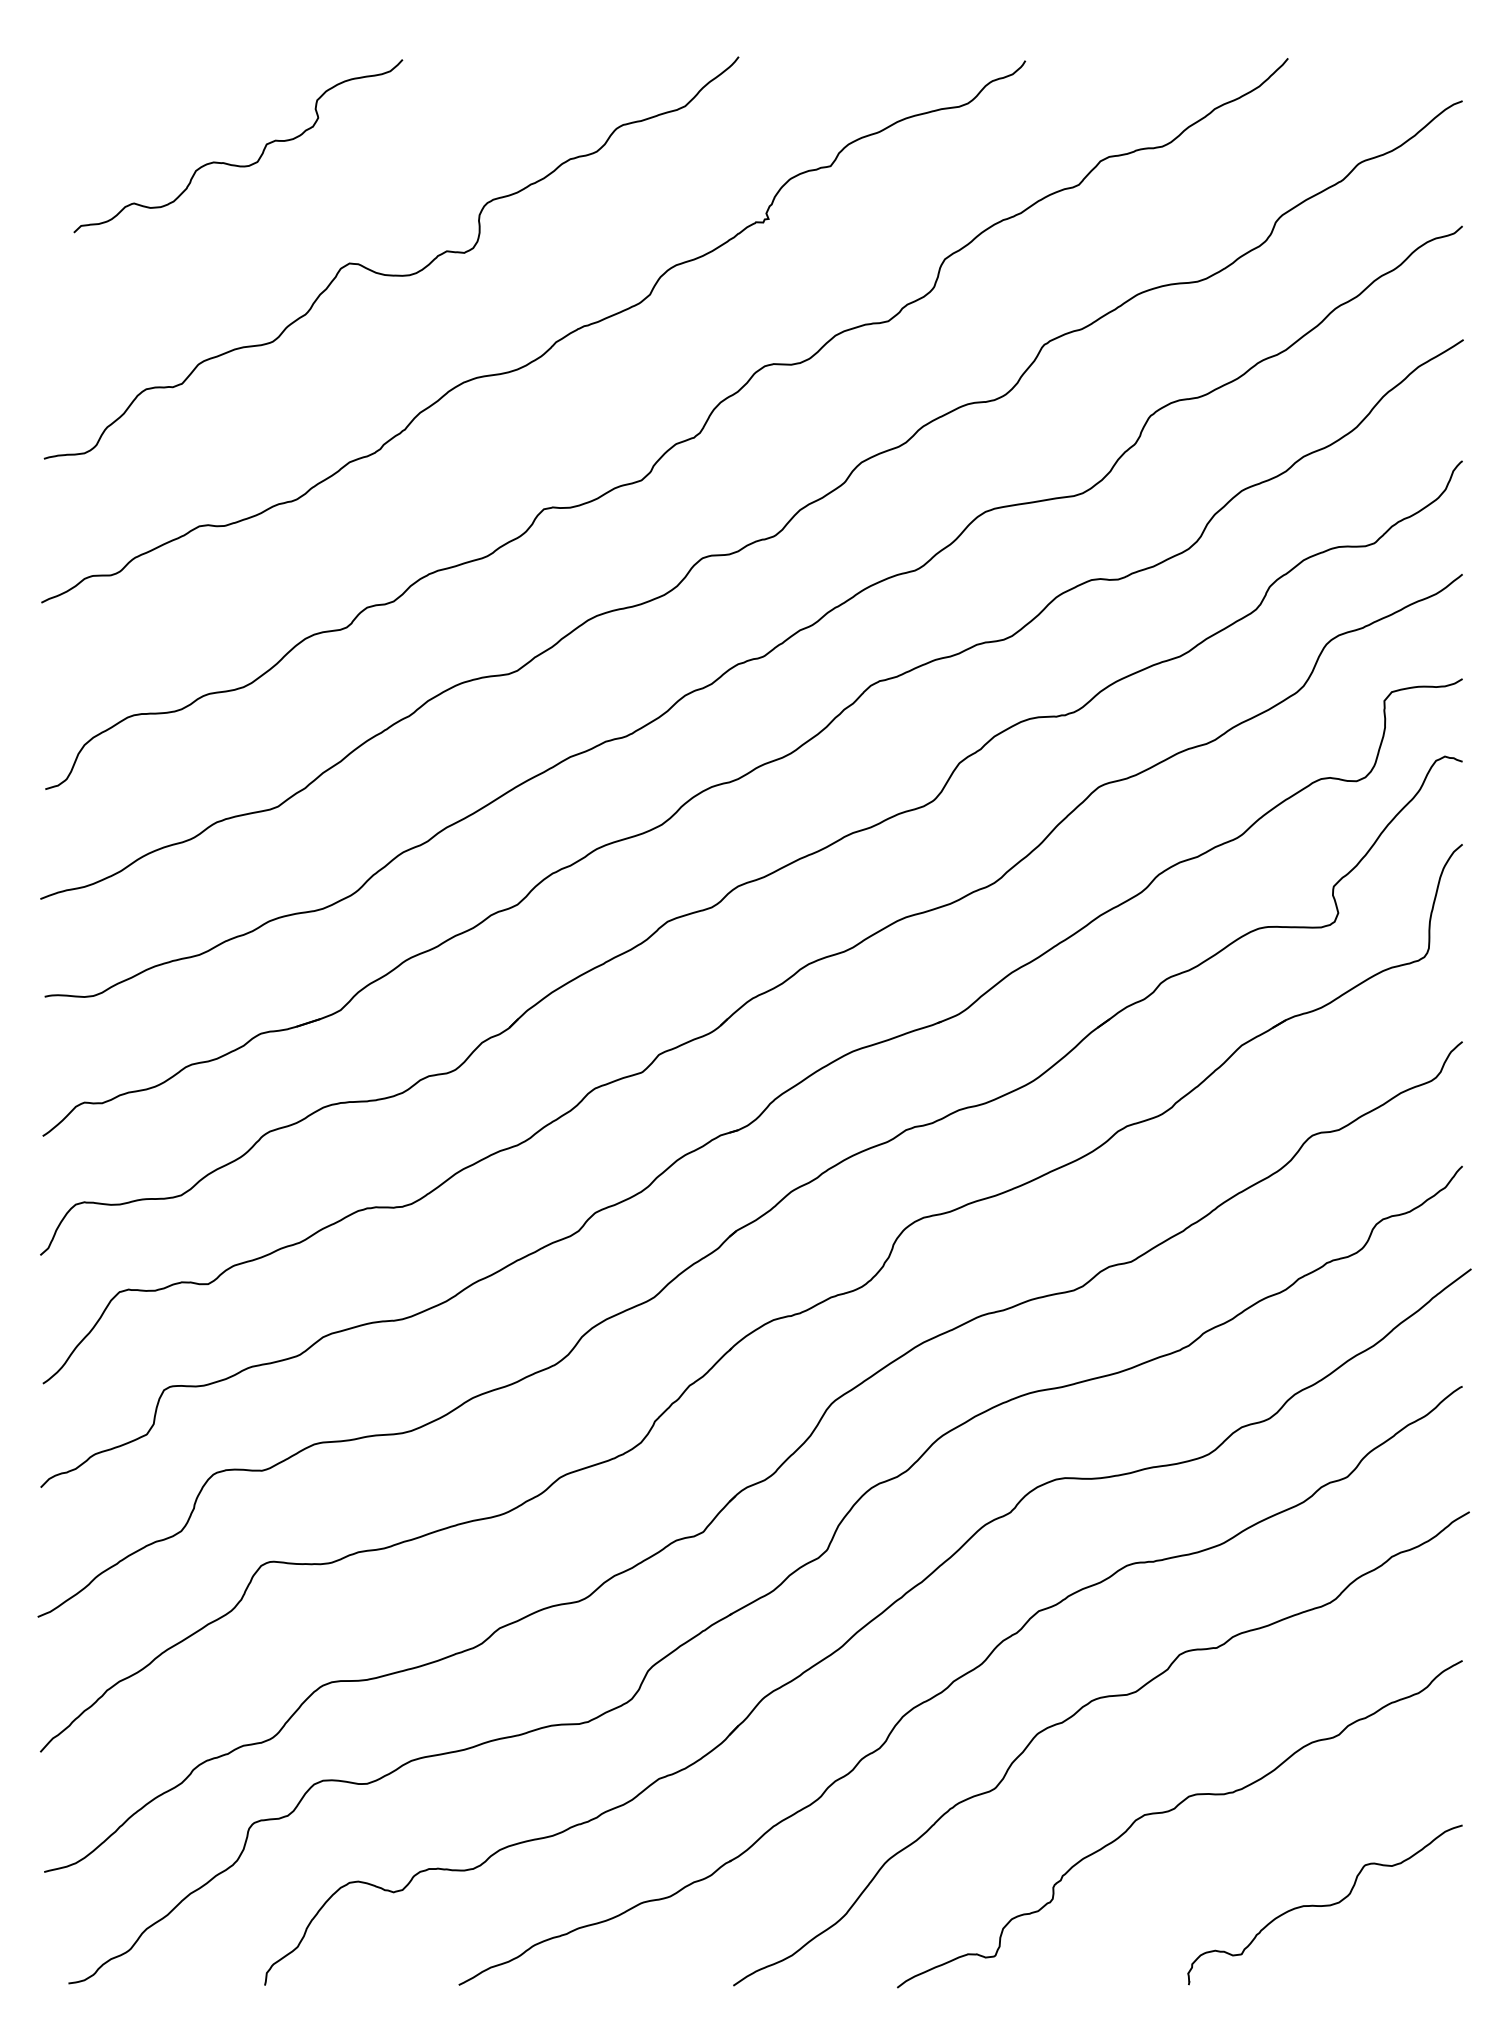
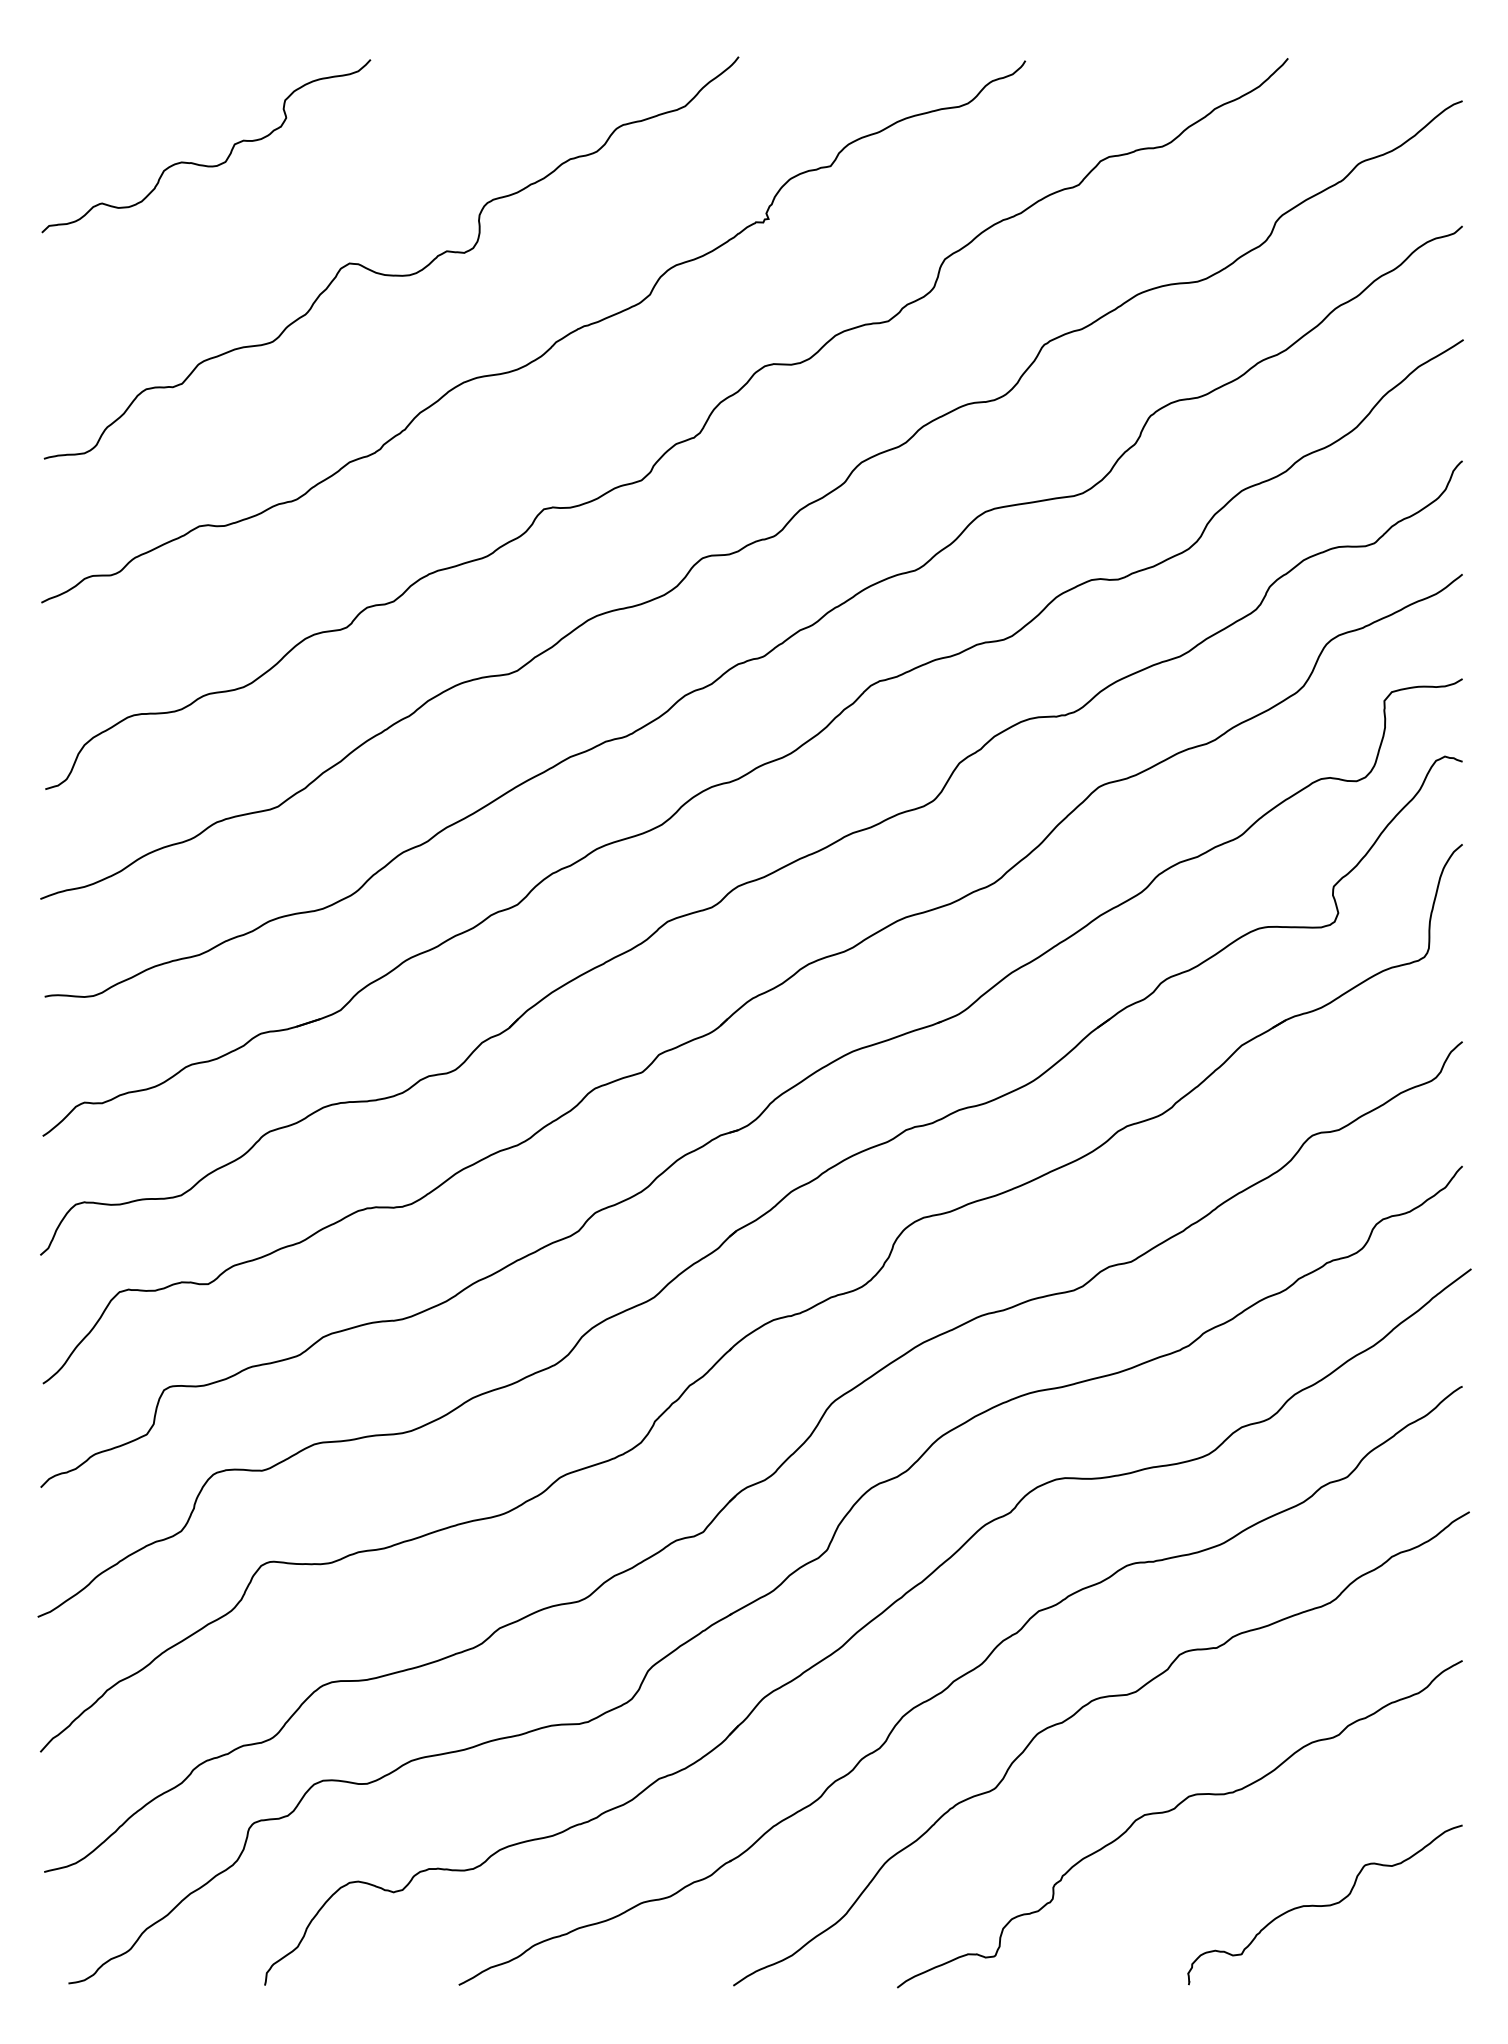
curve position: (236, 164) -> (204, 164) (204, 164)
